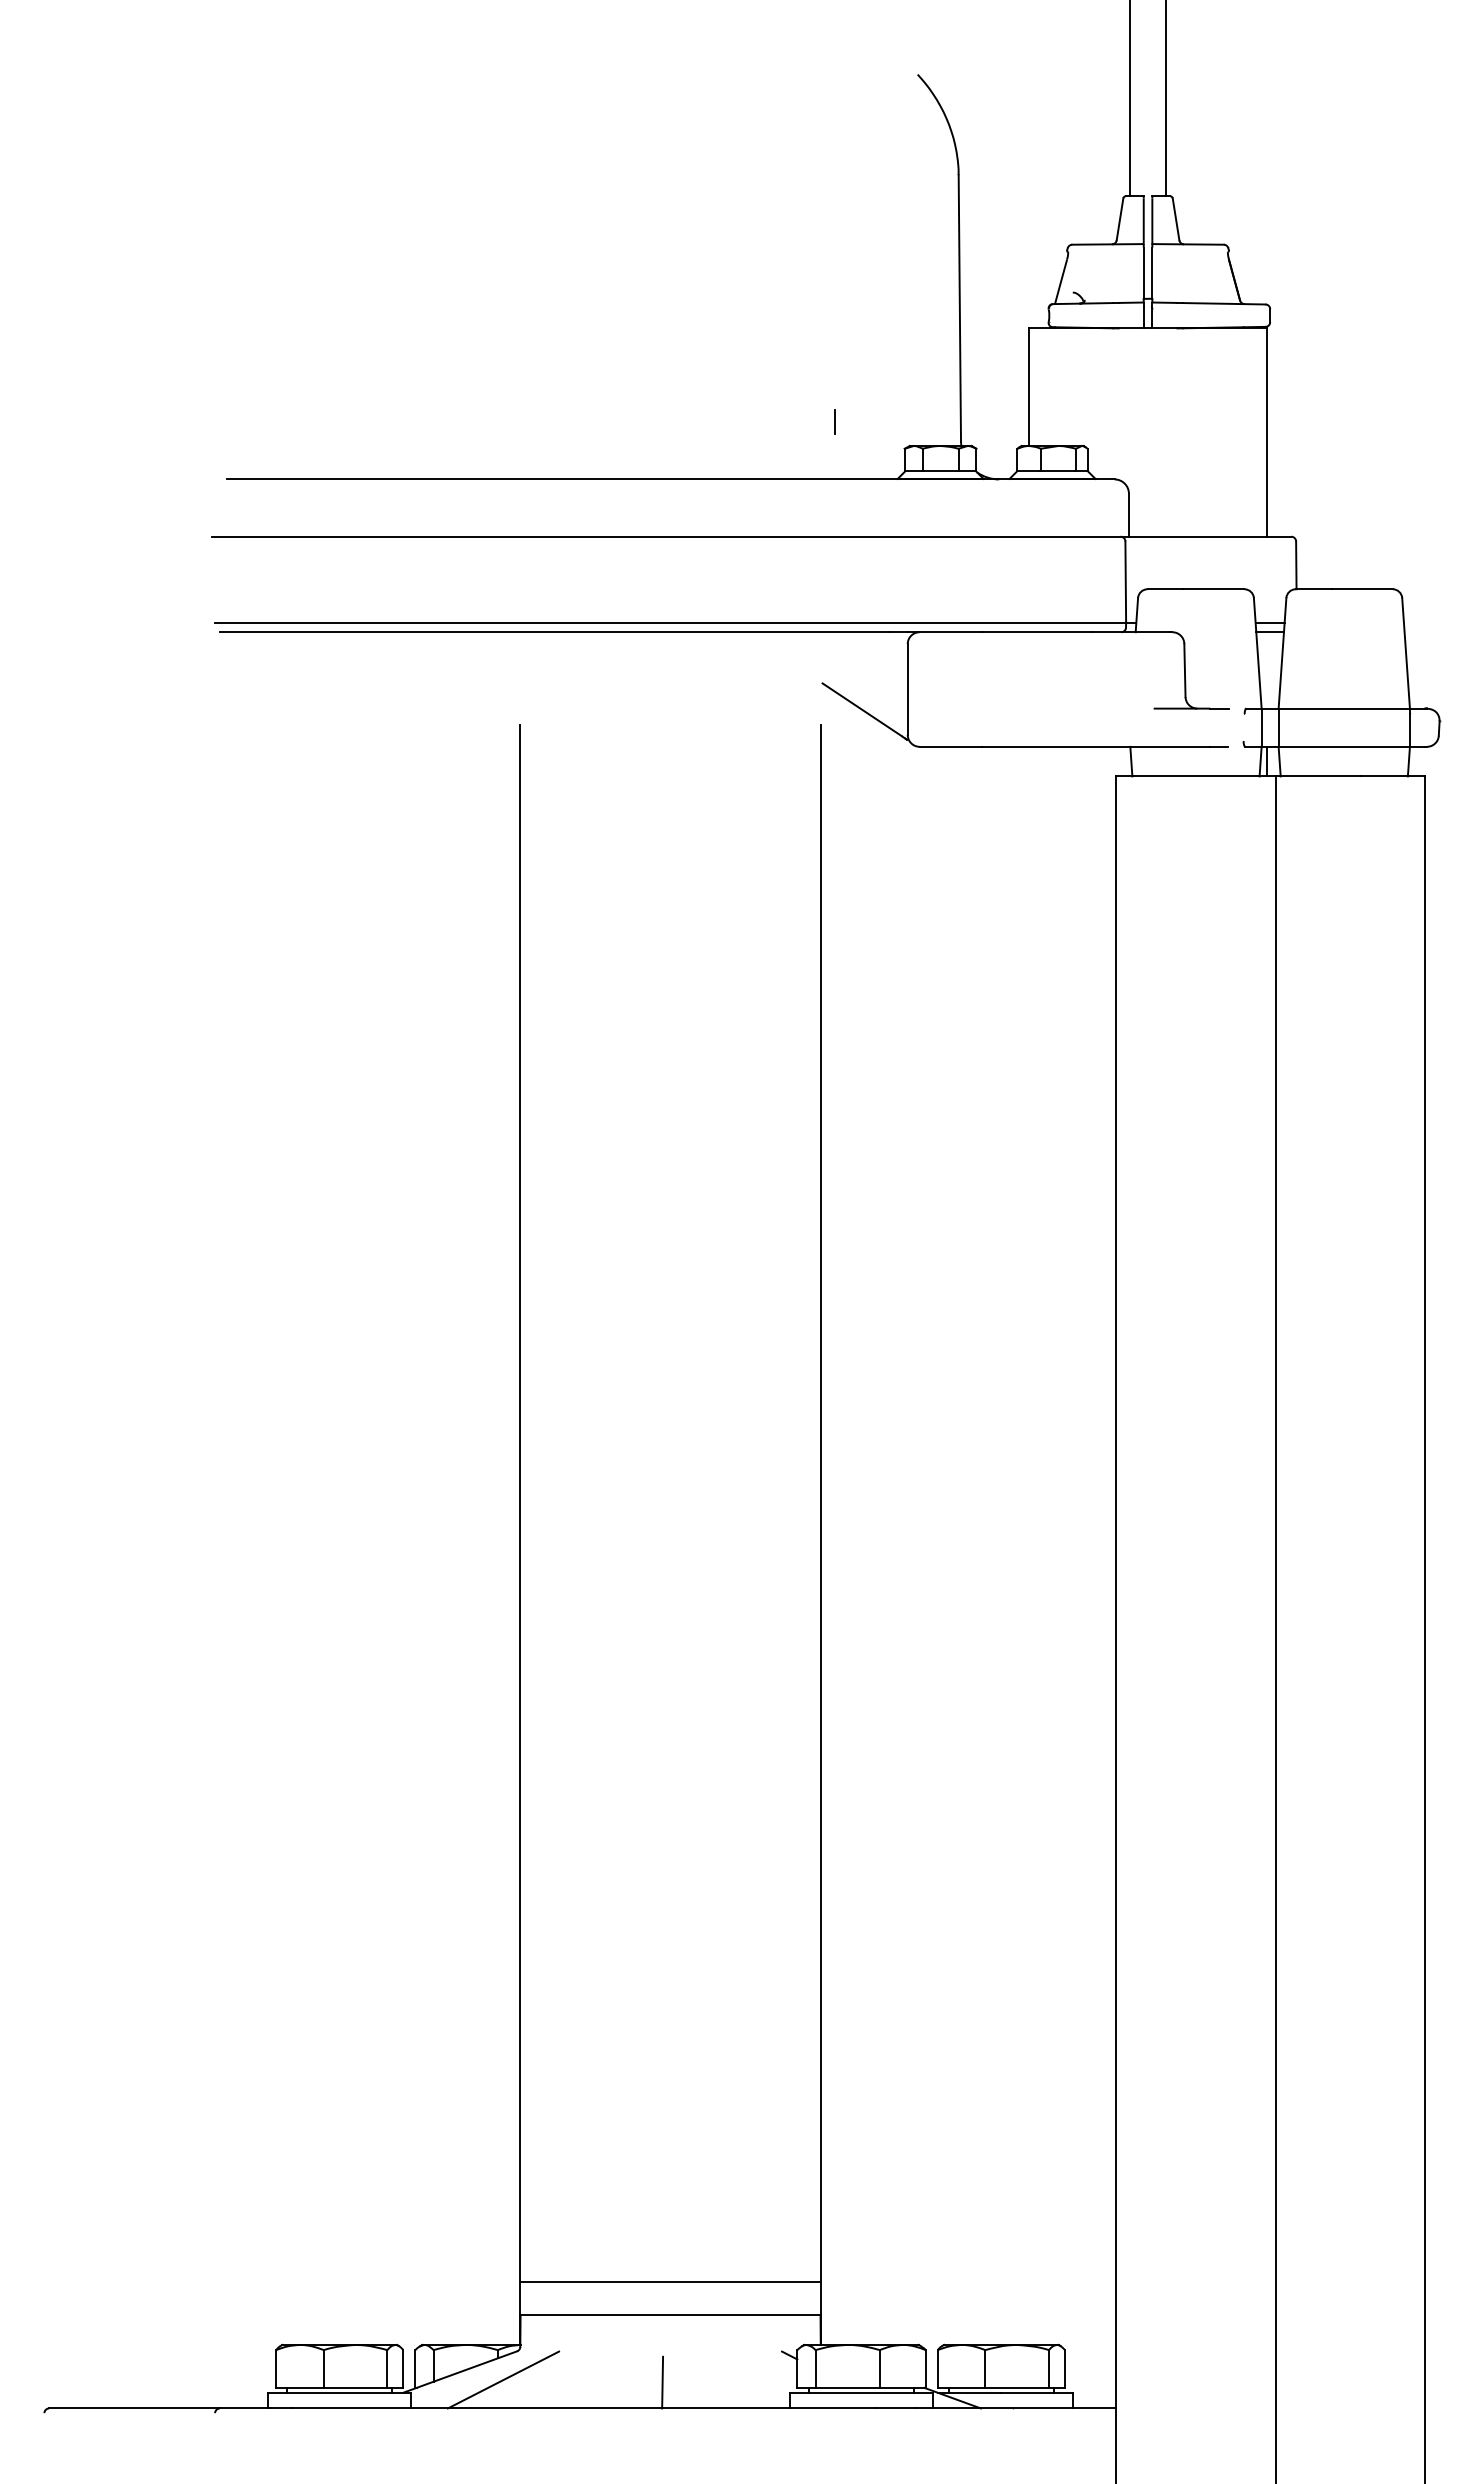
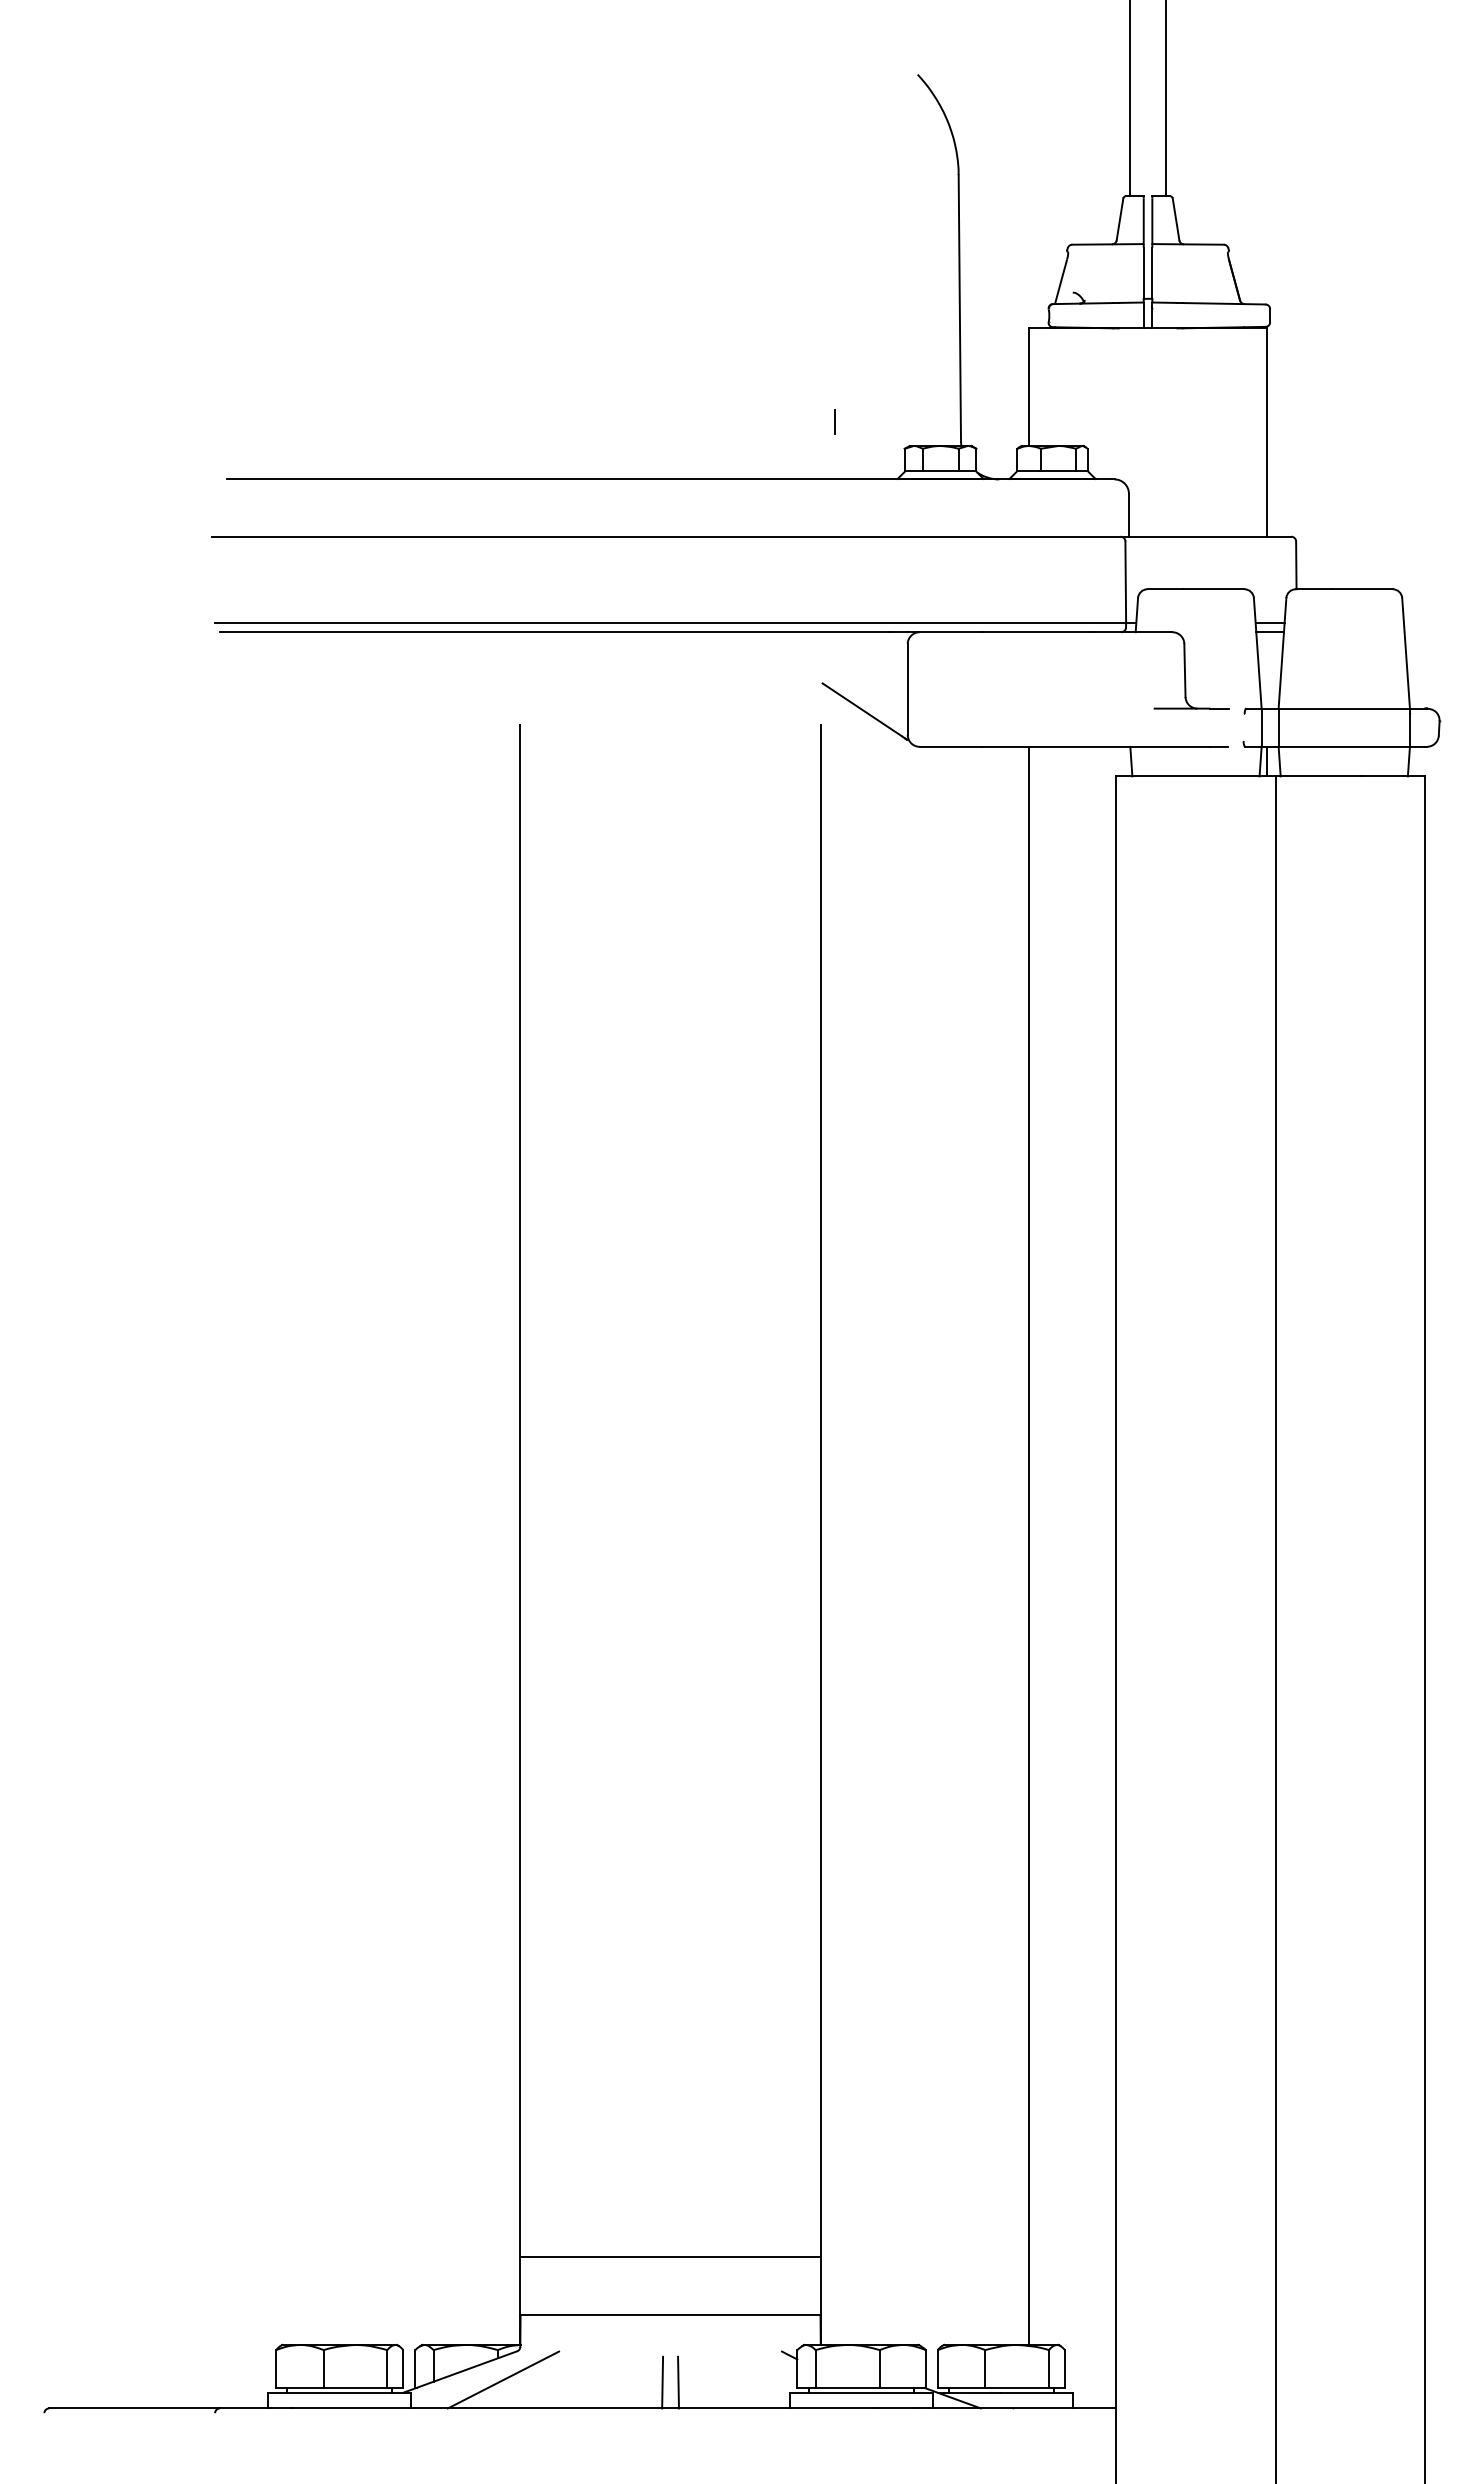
line: none -> present (1028, 1545)
line position: (670, 2282) -> (670, 2257) (670, 2257)
line: none -> present (678, 2382)
